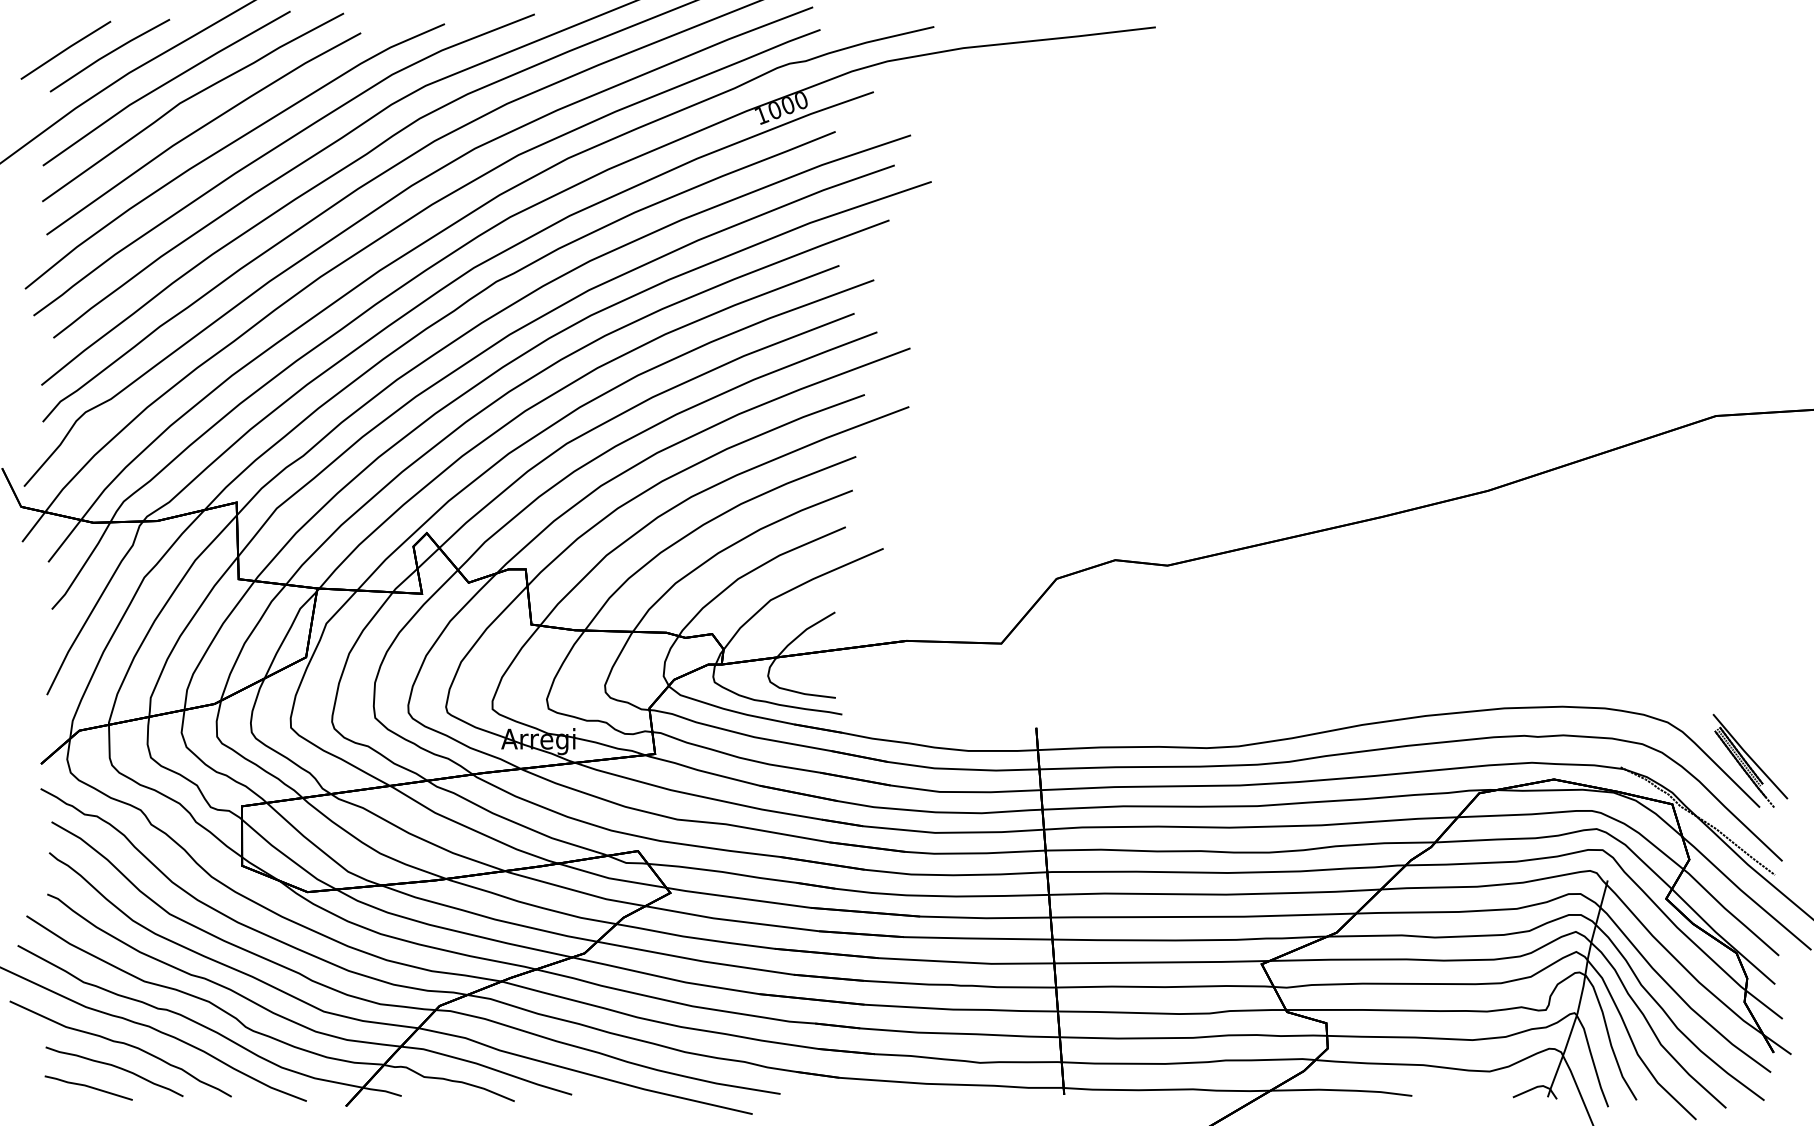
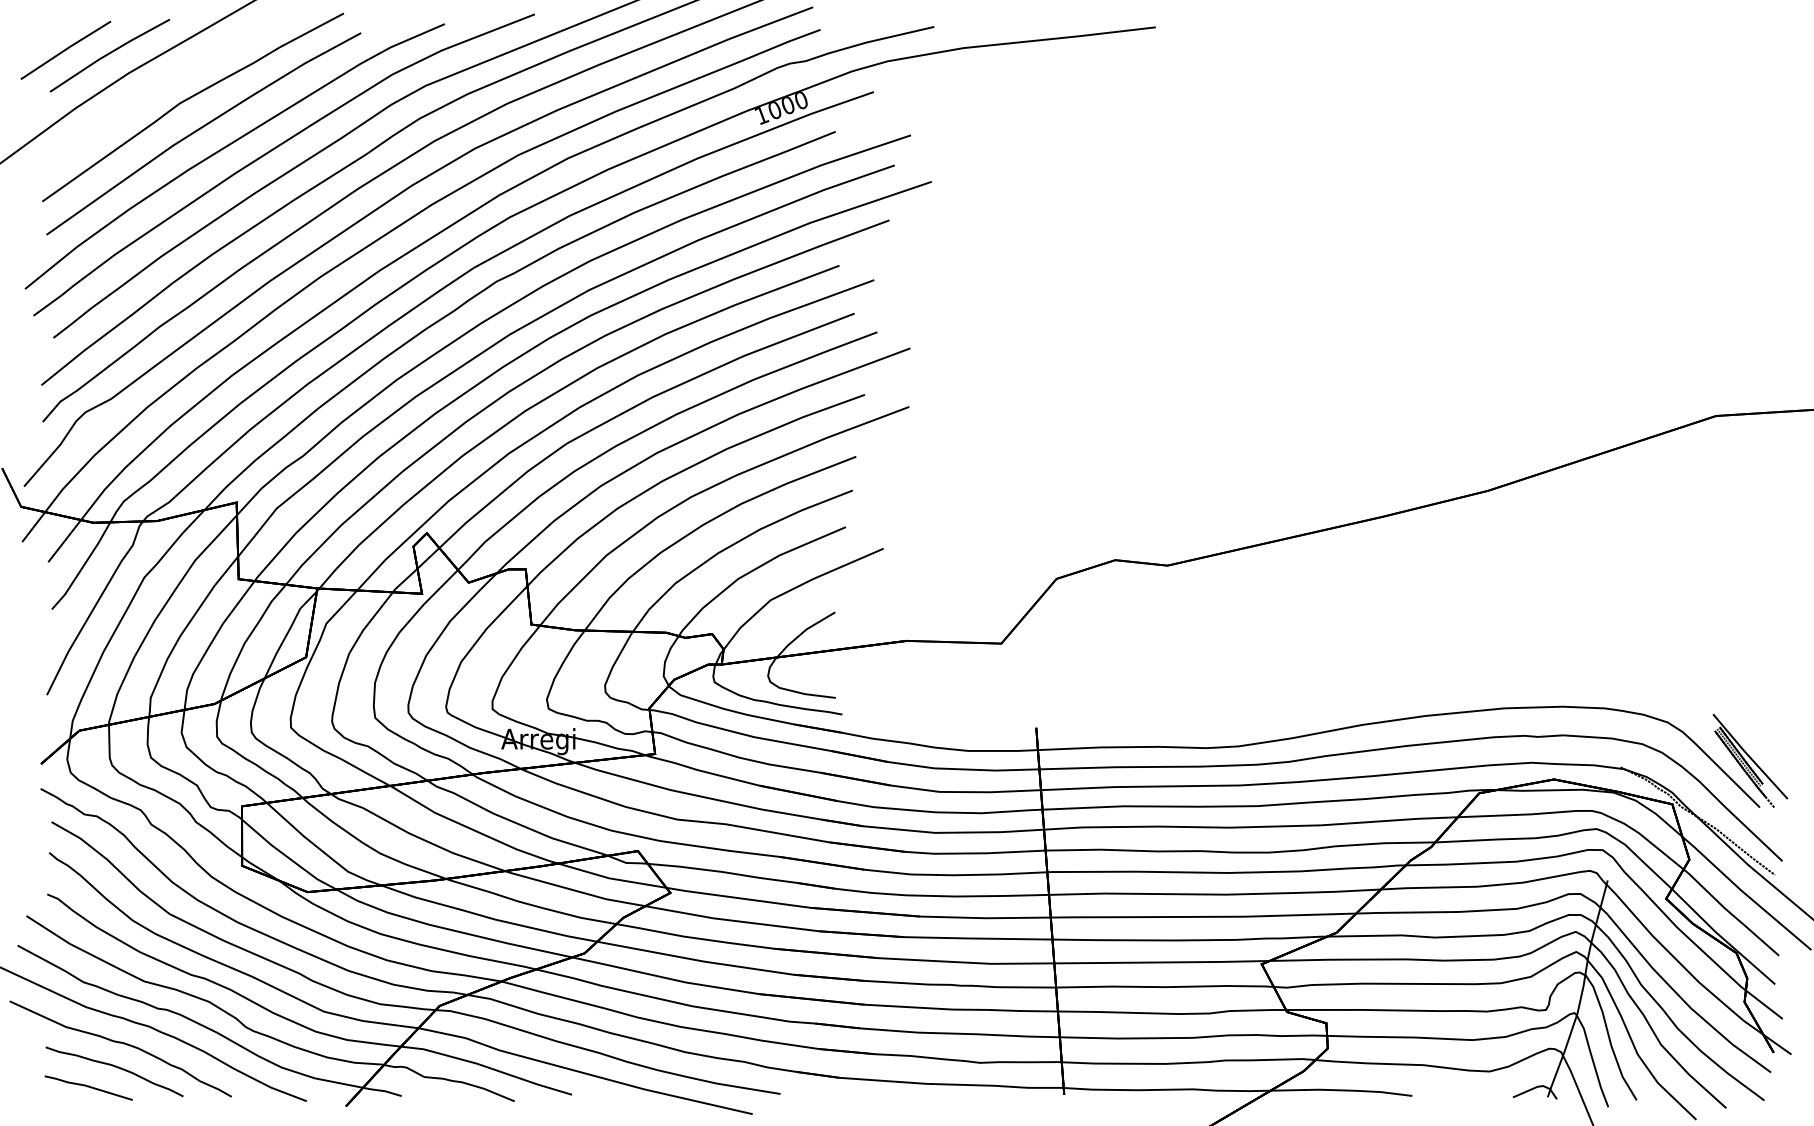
part: present -> none (166, 88)
